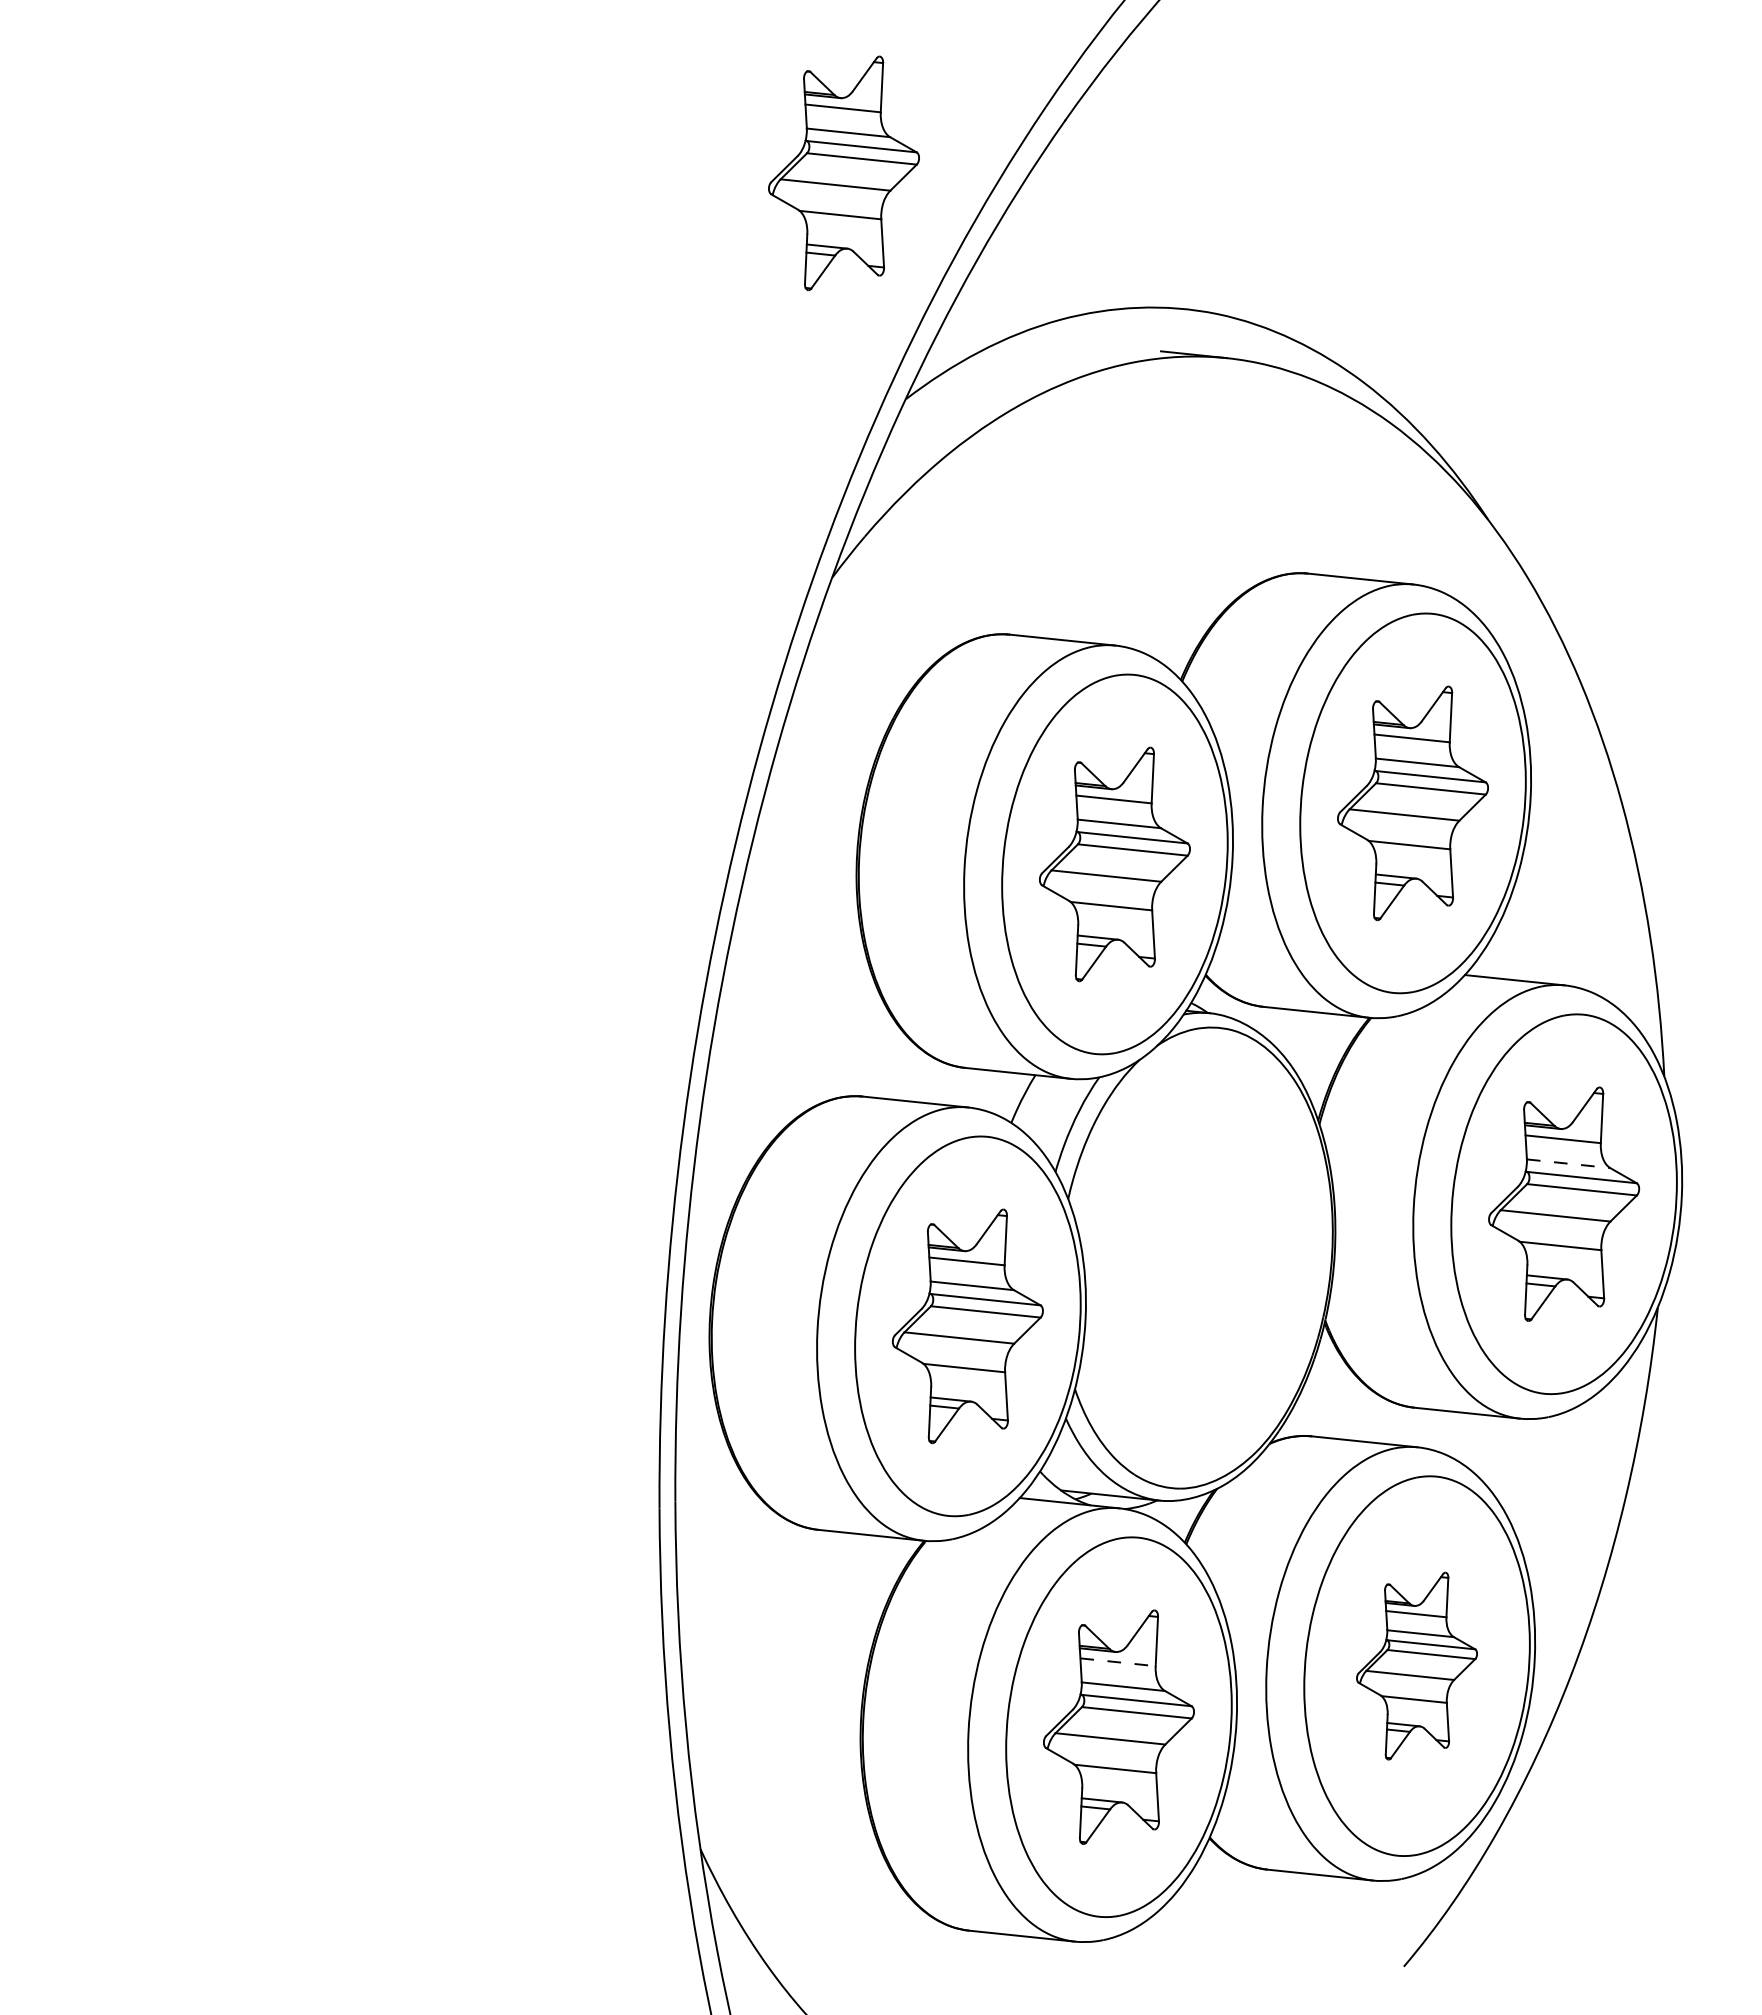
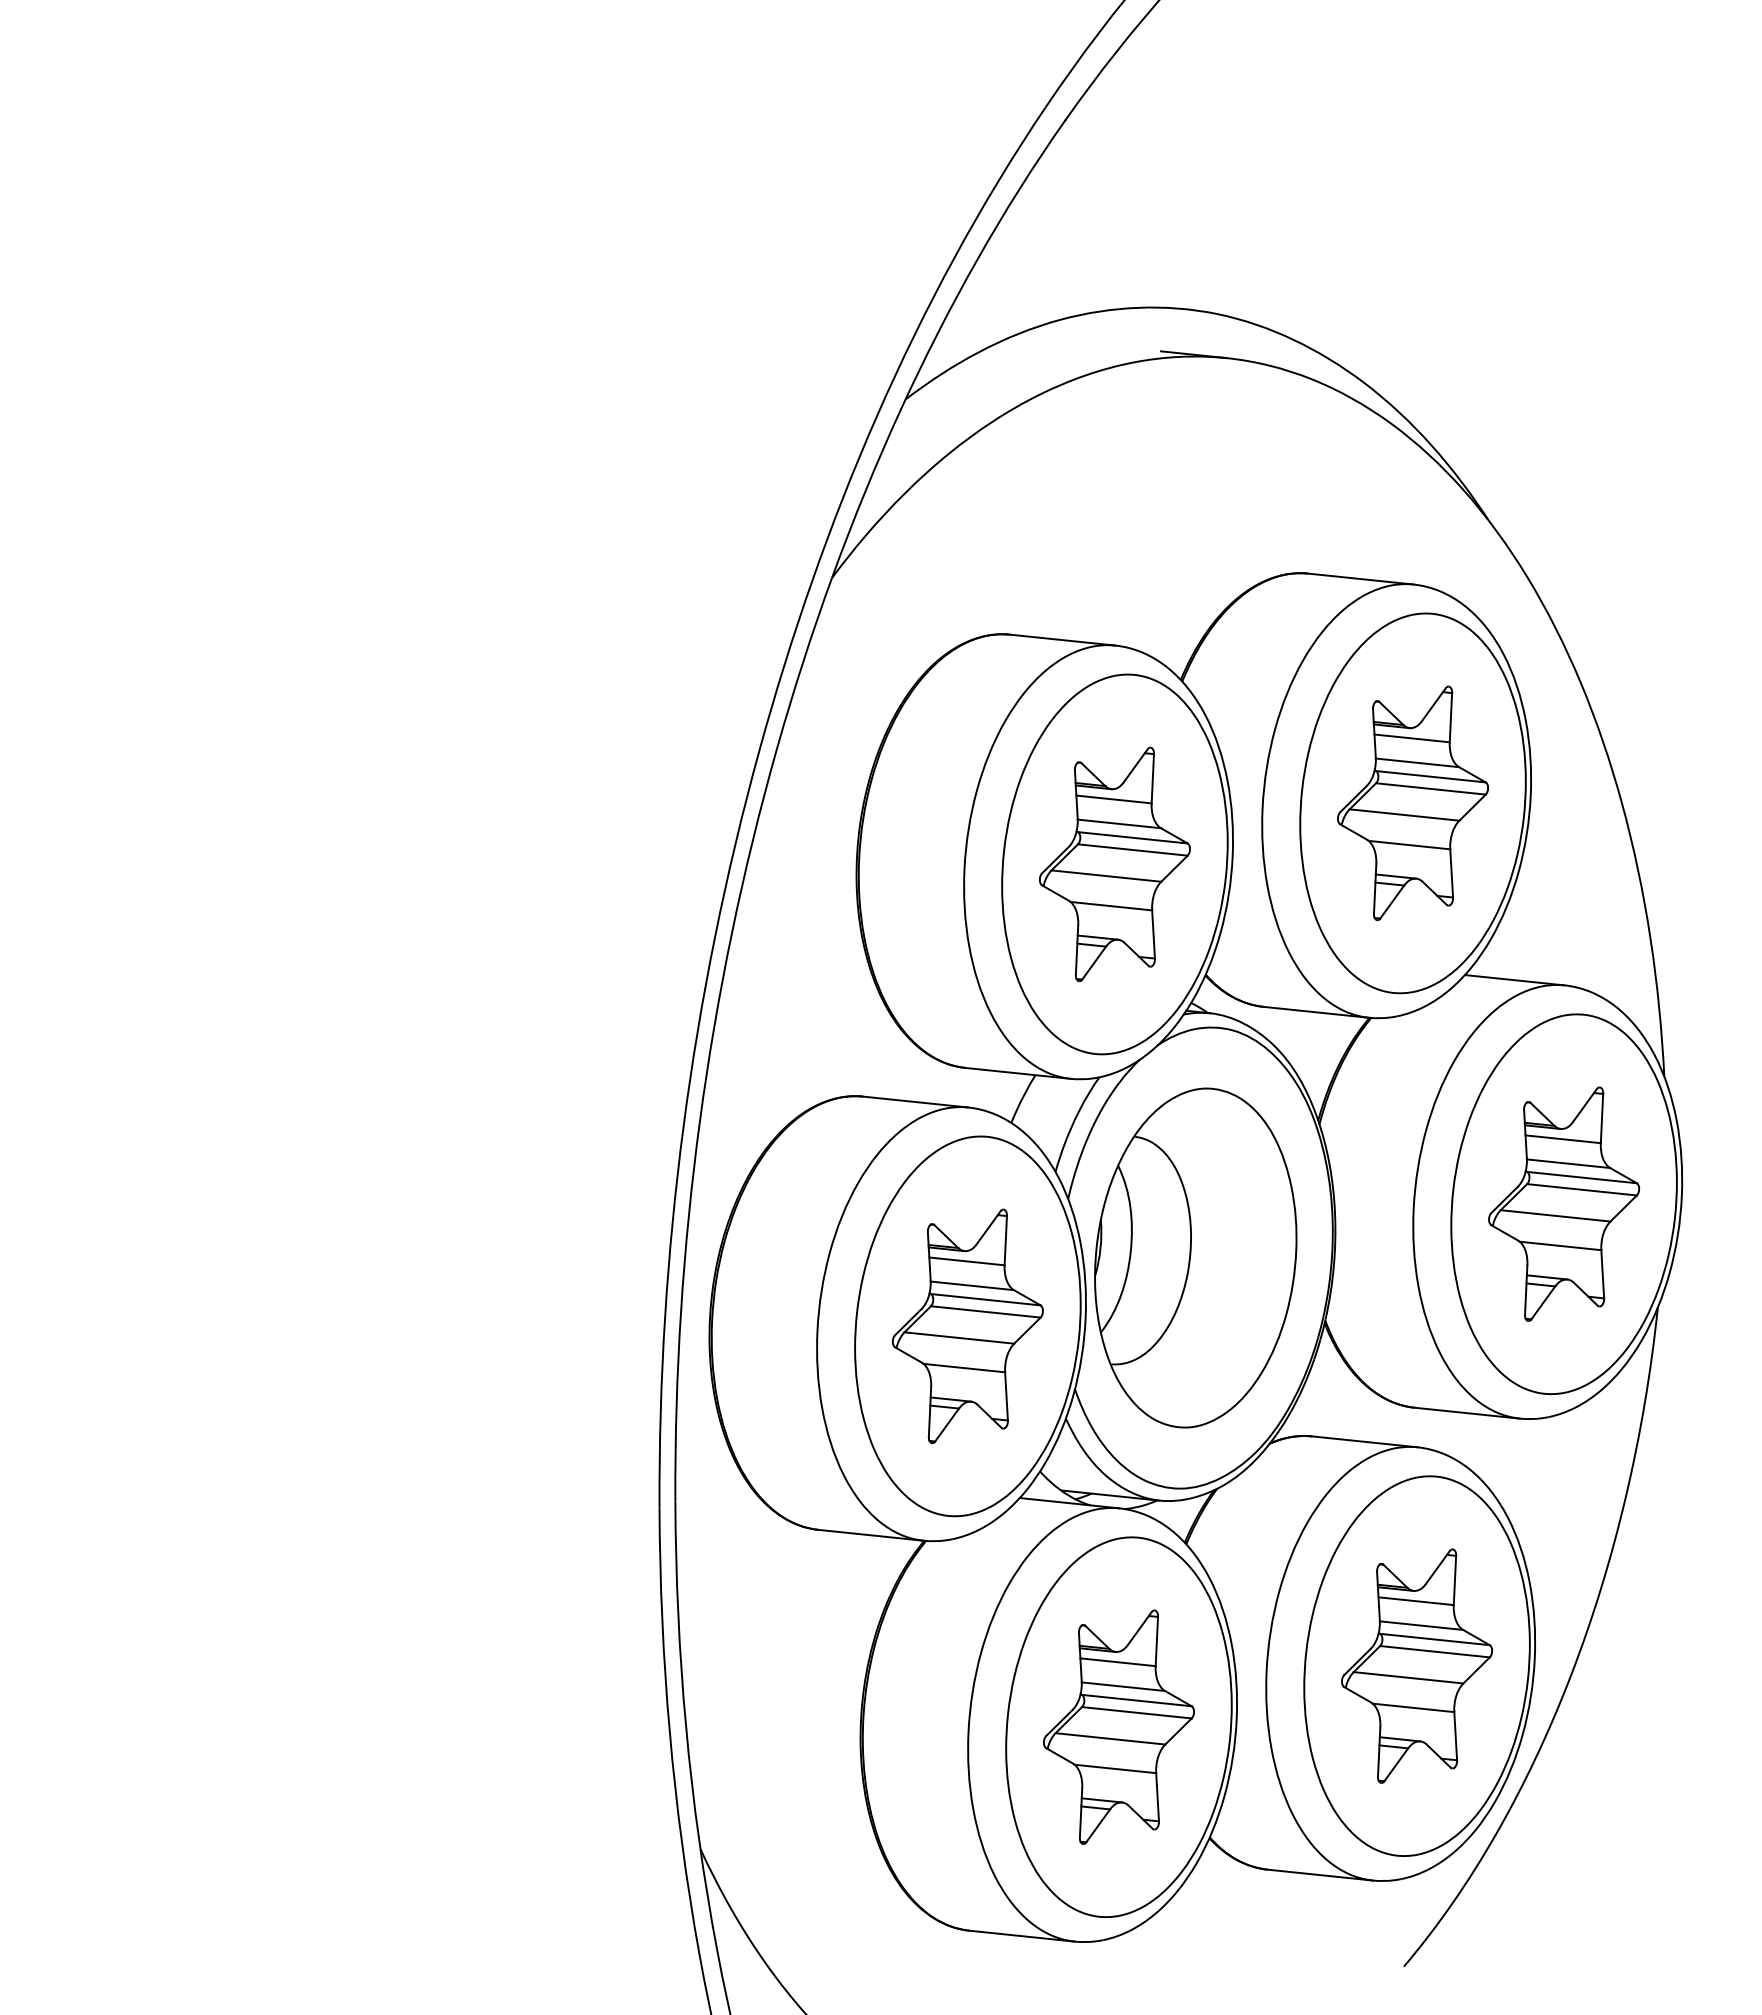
part: present -> none (843, 173)
line: dashed -> solid (1568, 1163)
part: none -> present (1195, 1257)
line: dashed -> solid (1118, 1662)
part size: 122x190 px -> 152x236 px (1416, 1665)
